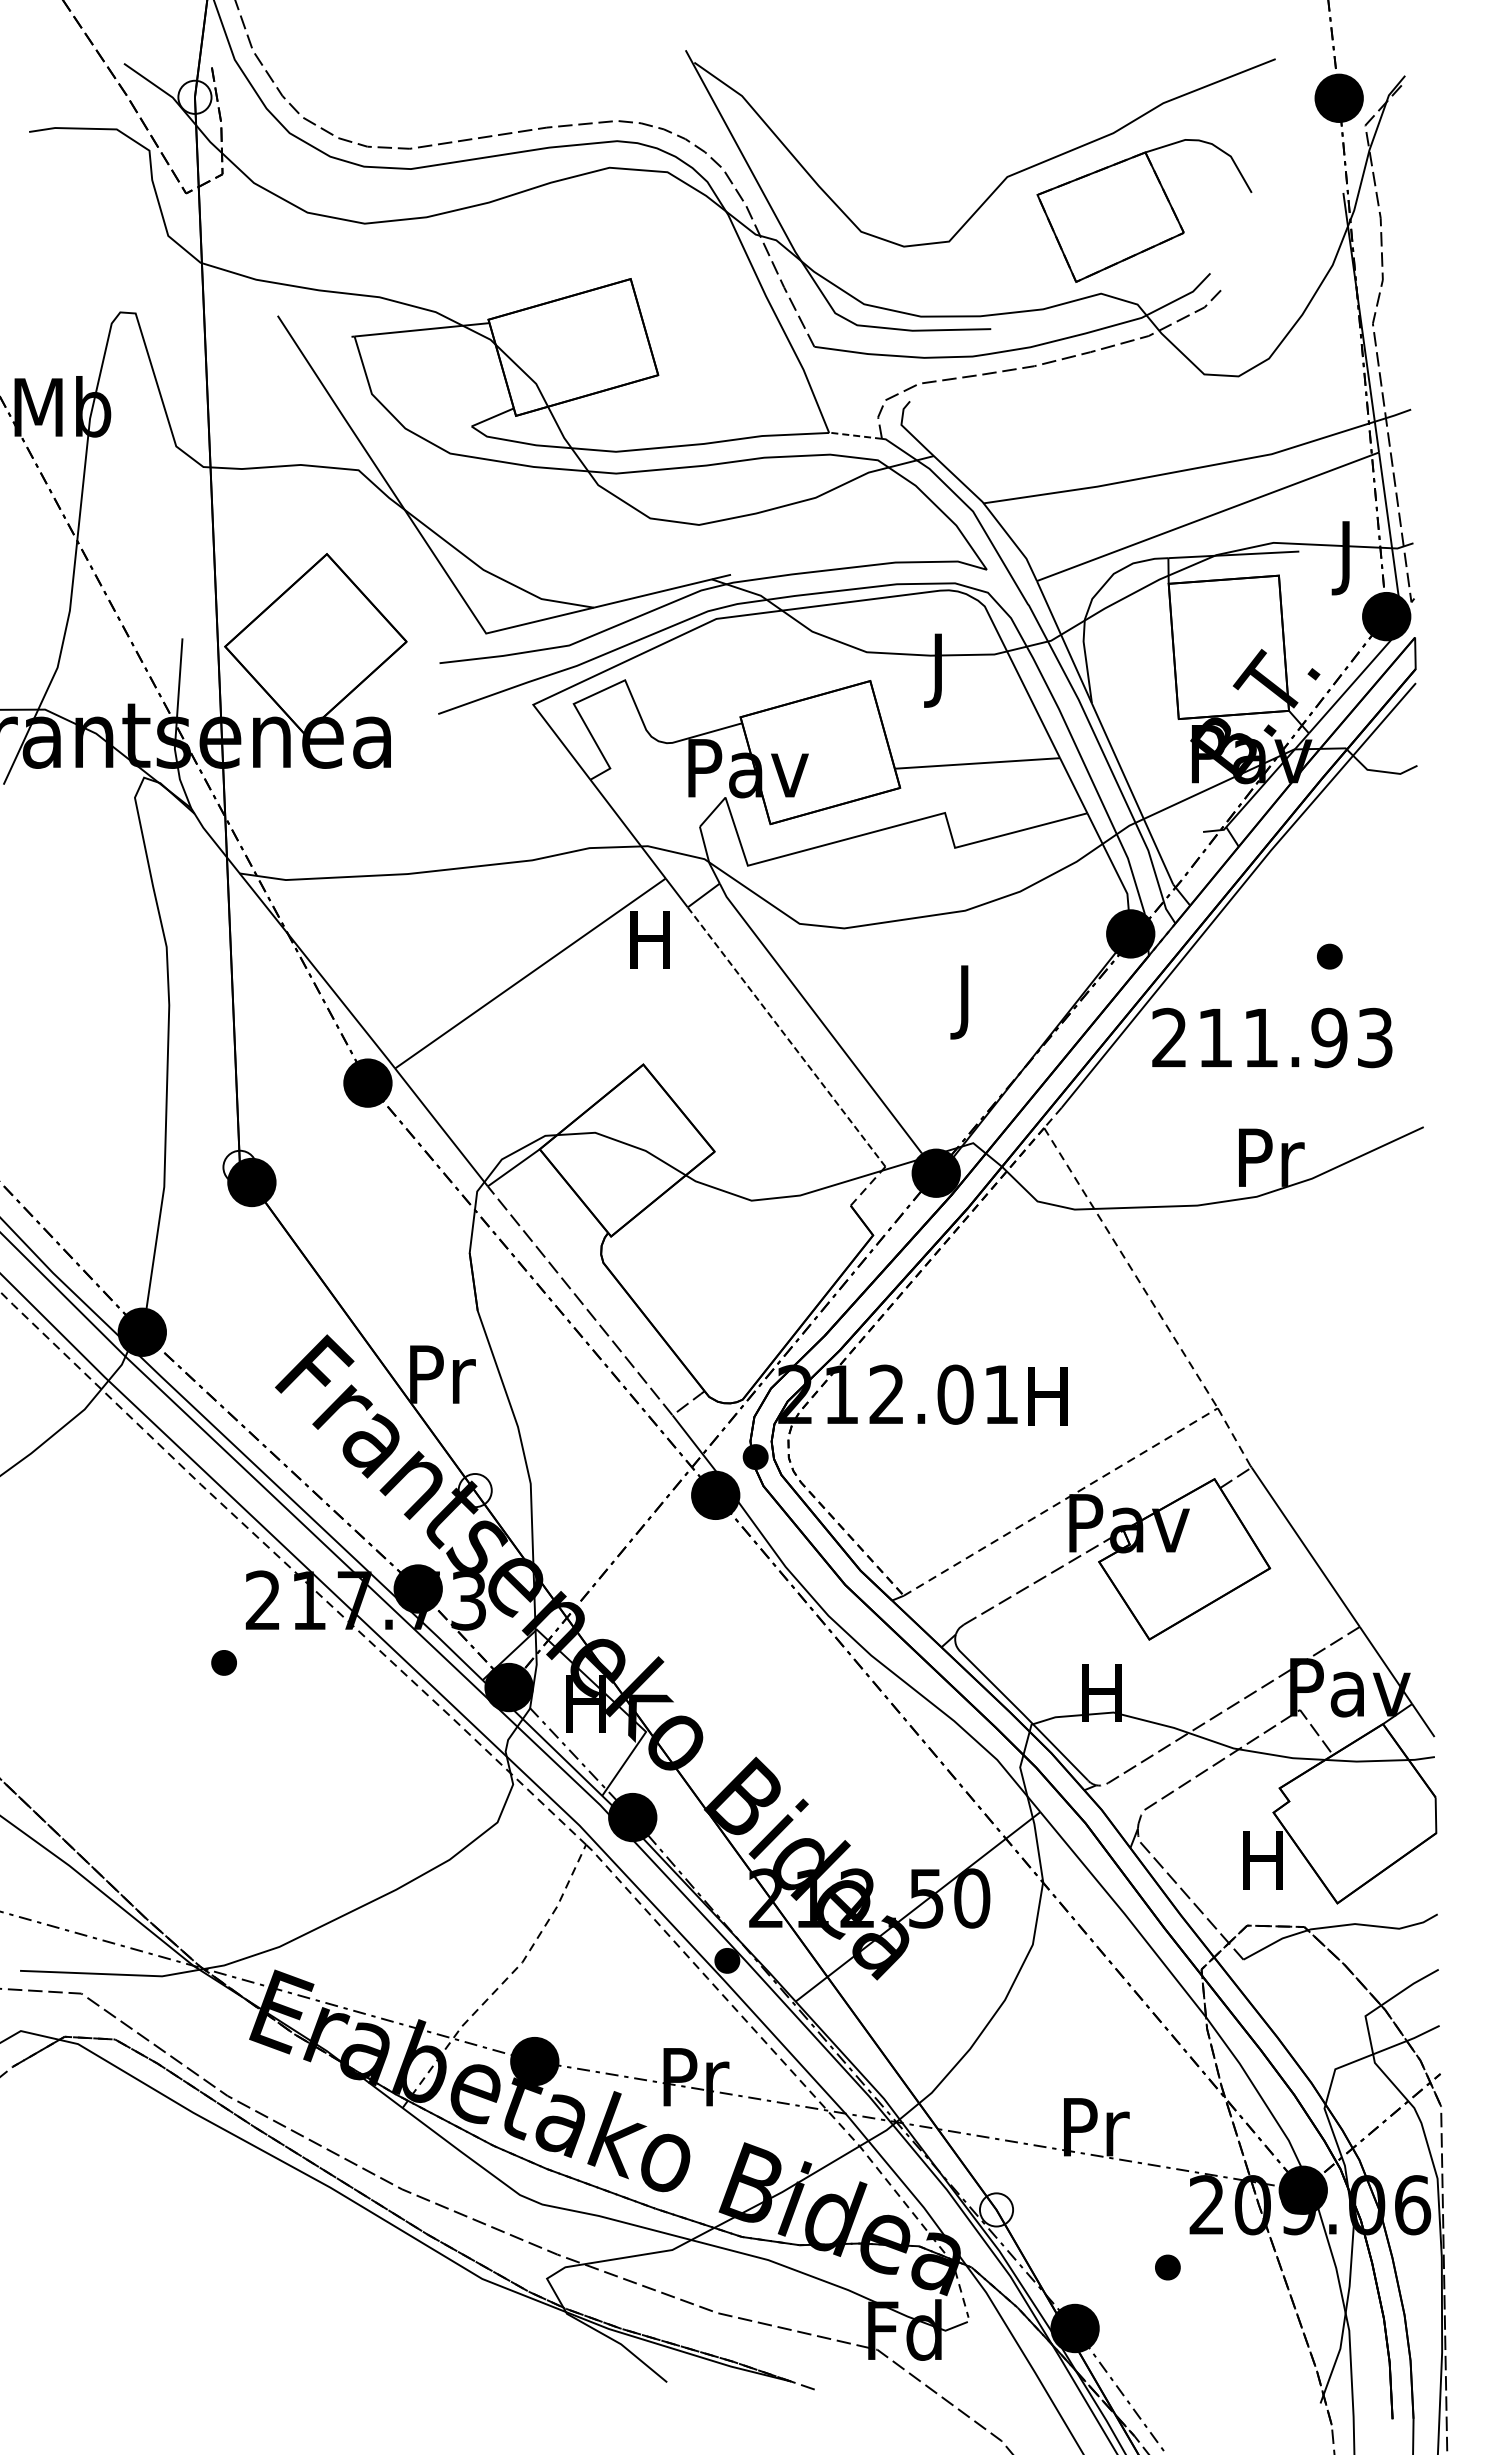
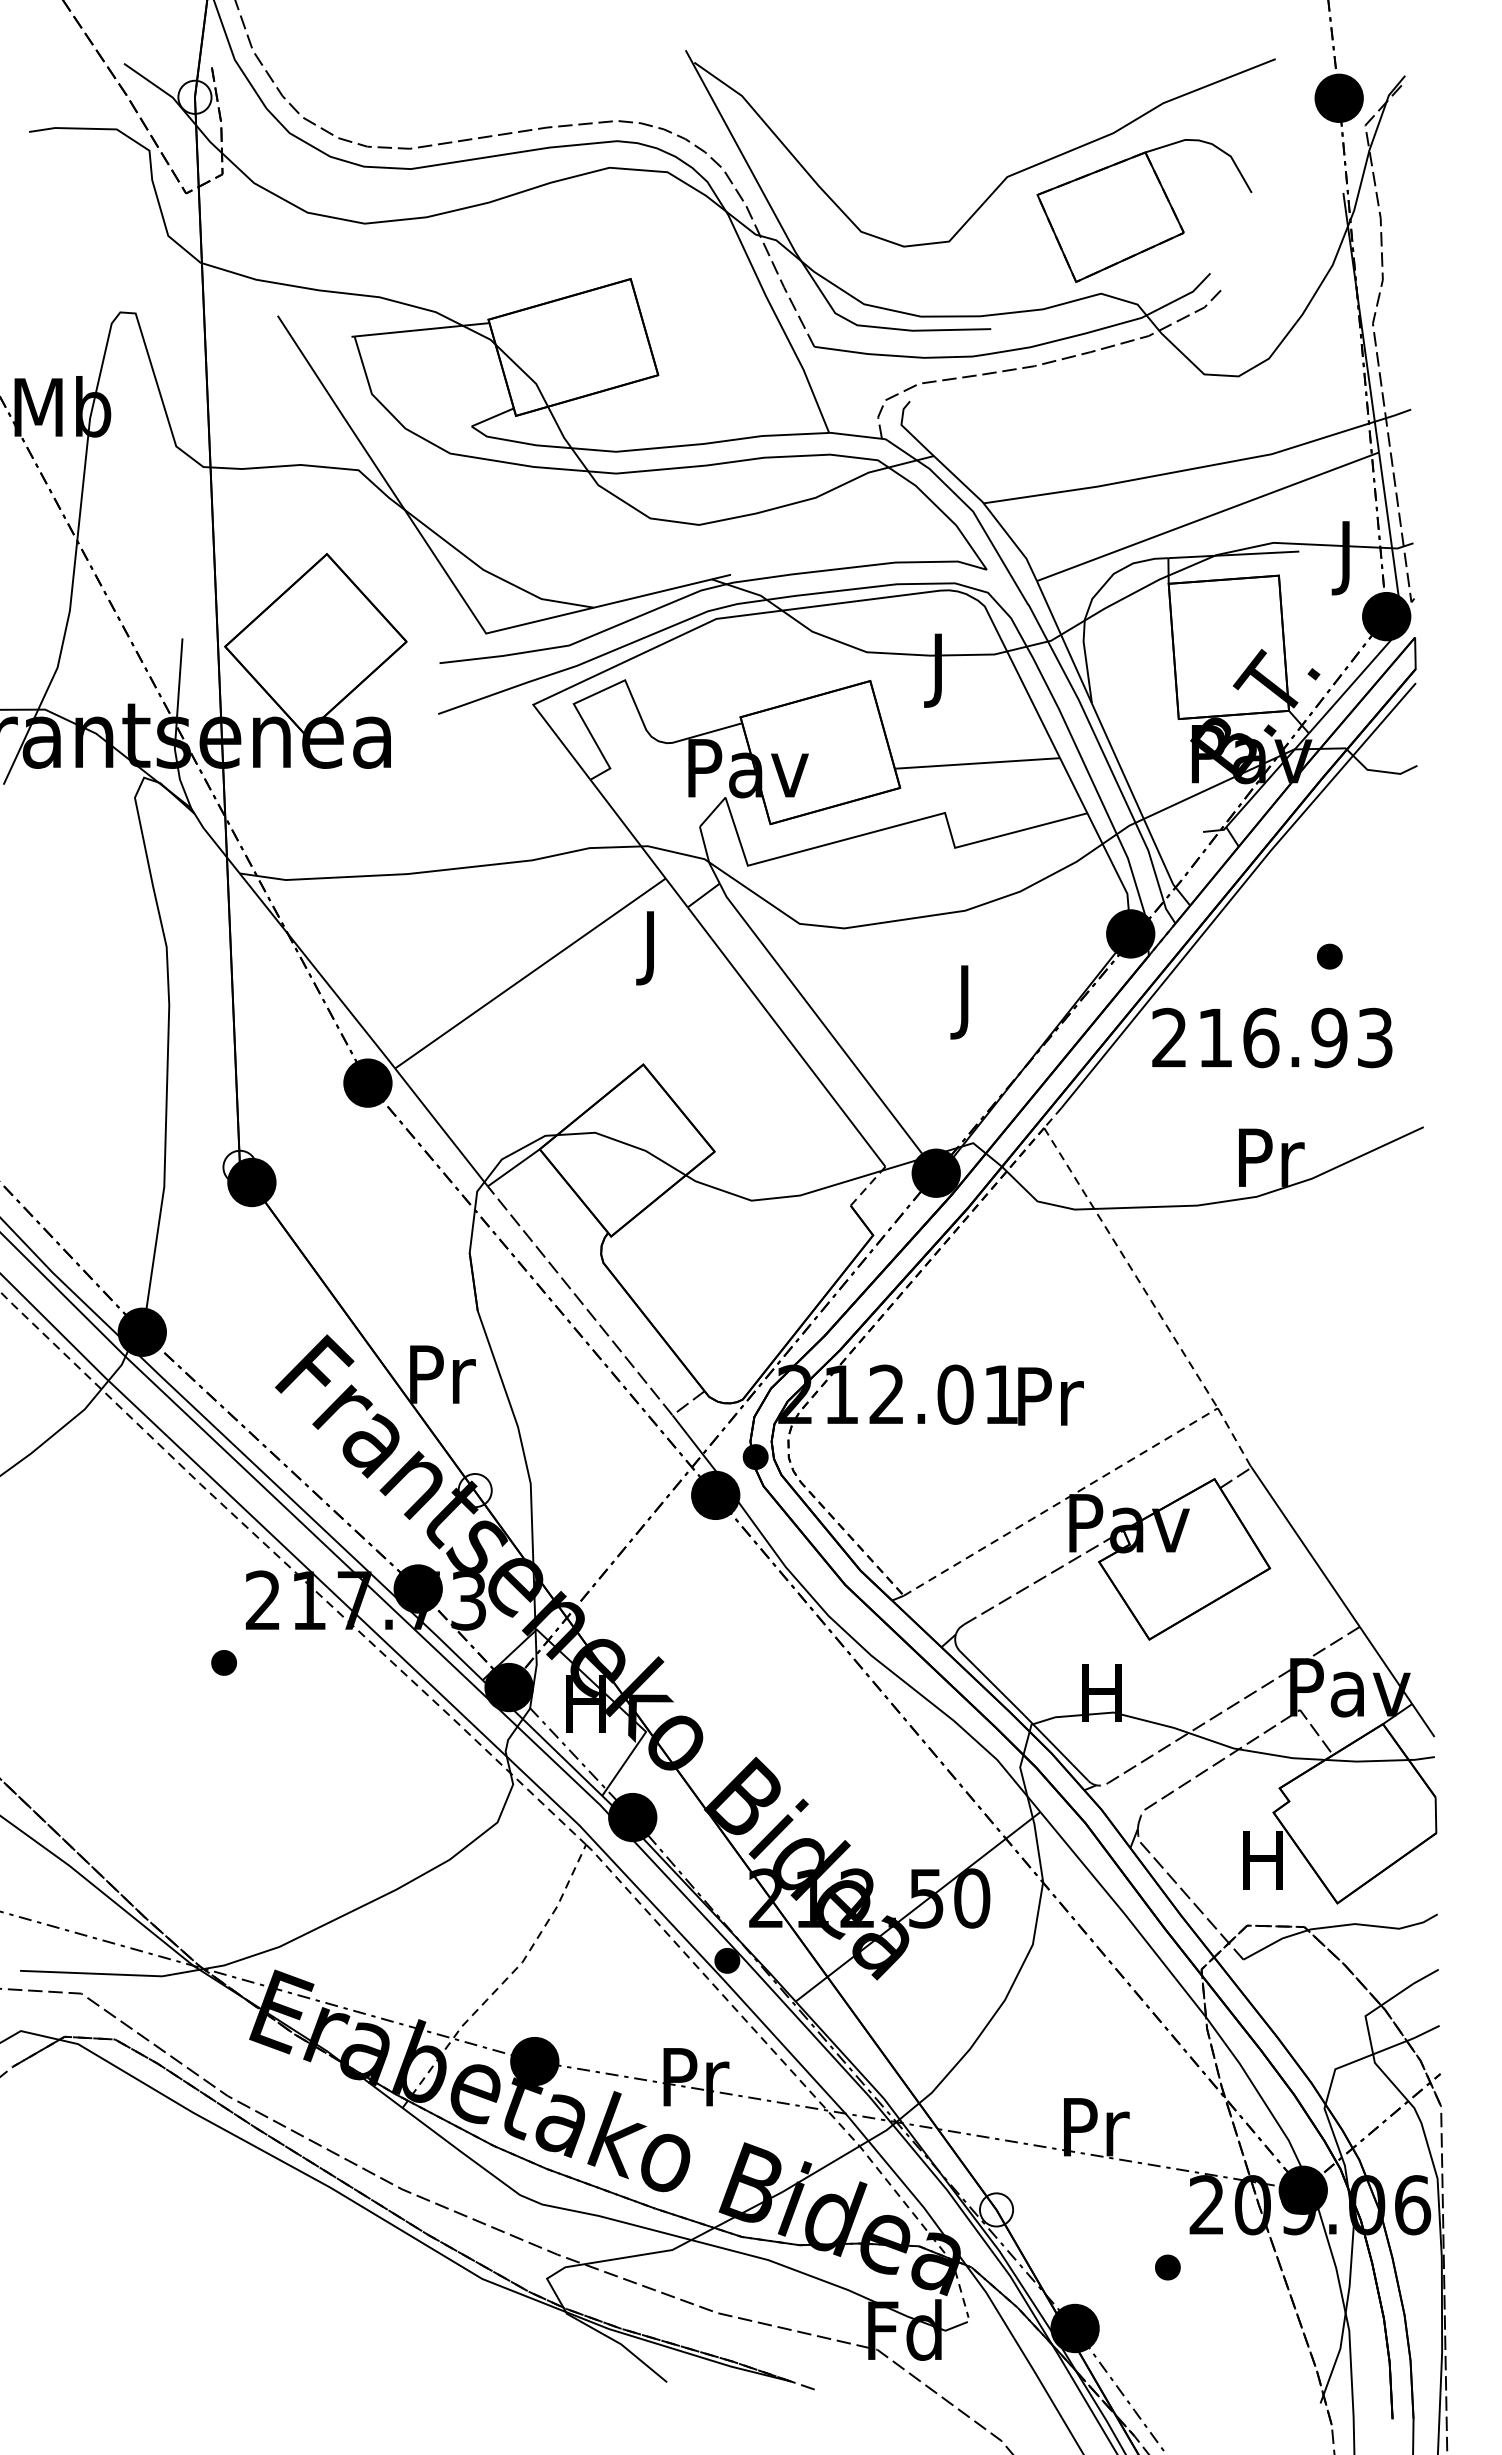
line: dashed -> solid (854, 435)
text: H -> J (649, 948)
line: dashed -> solid (786, 1036)
text: 211.93 -> 216.93 (1261, 1037)
text: H -> Pr (1050, 1396)
